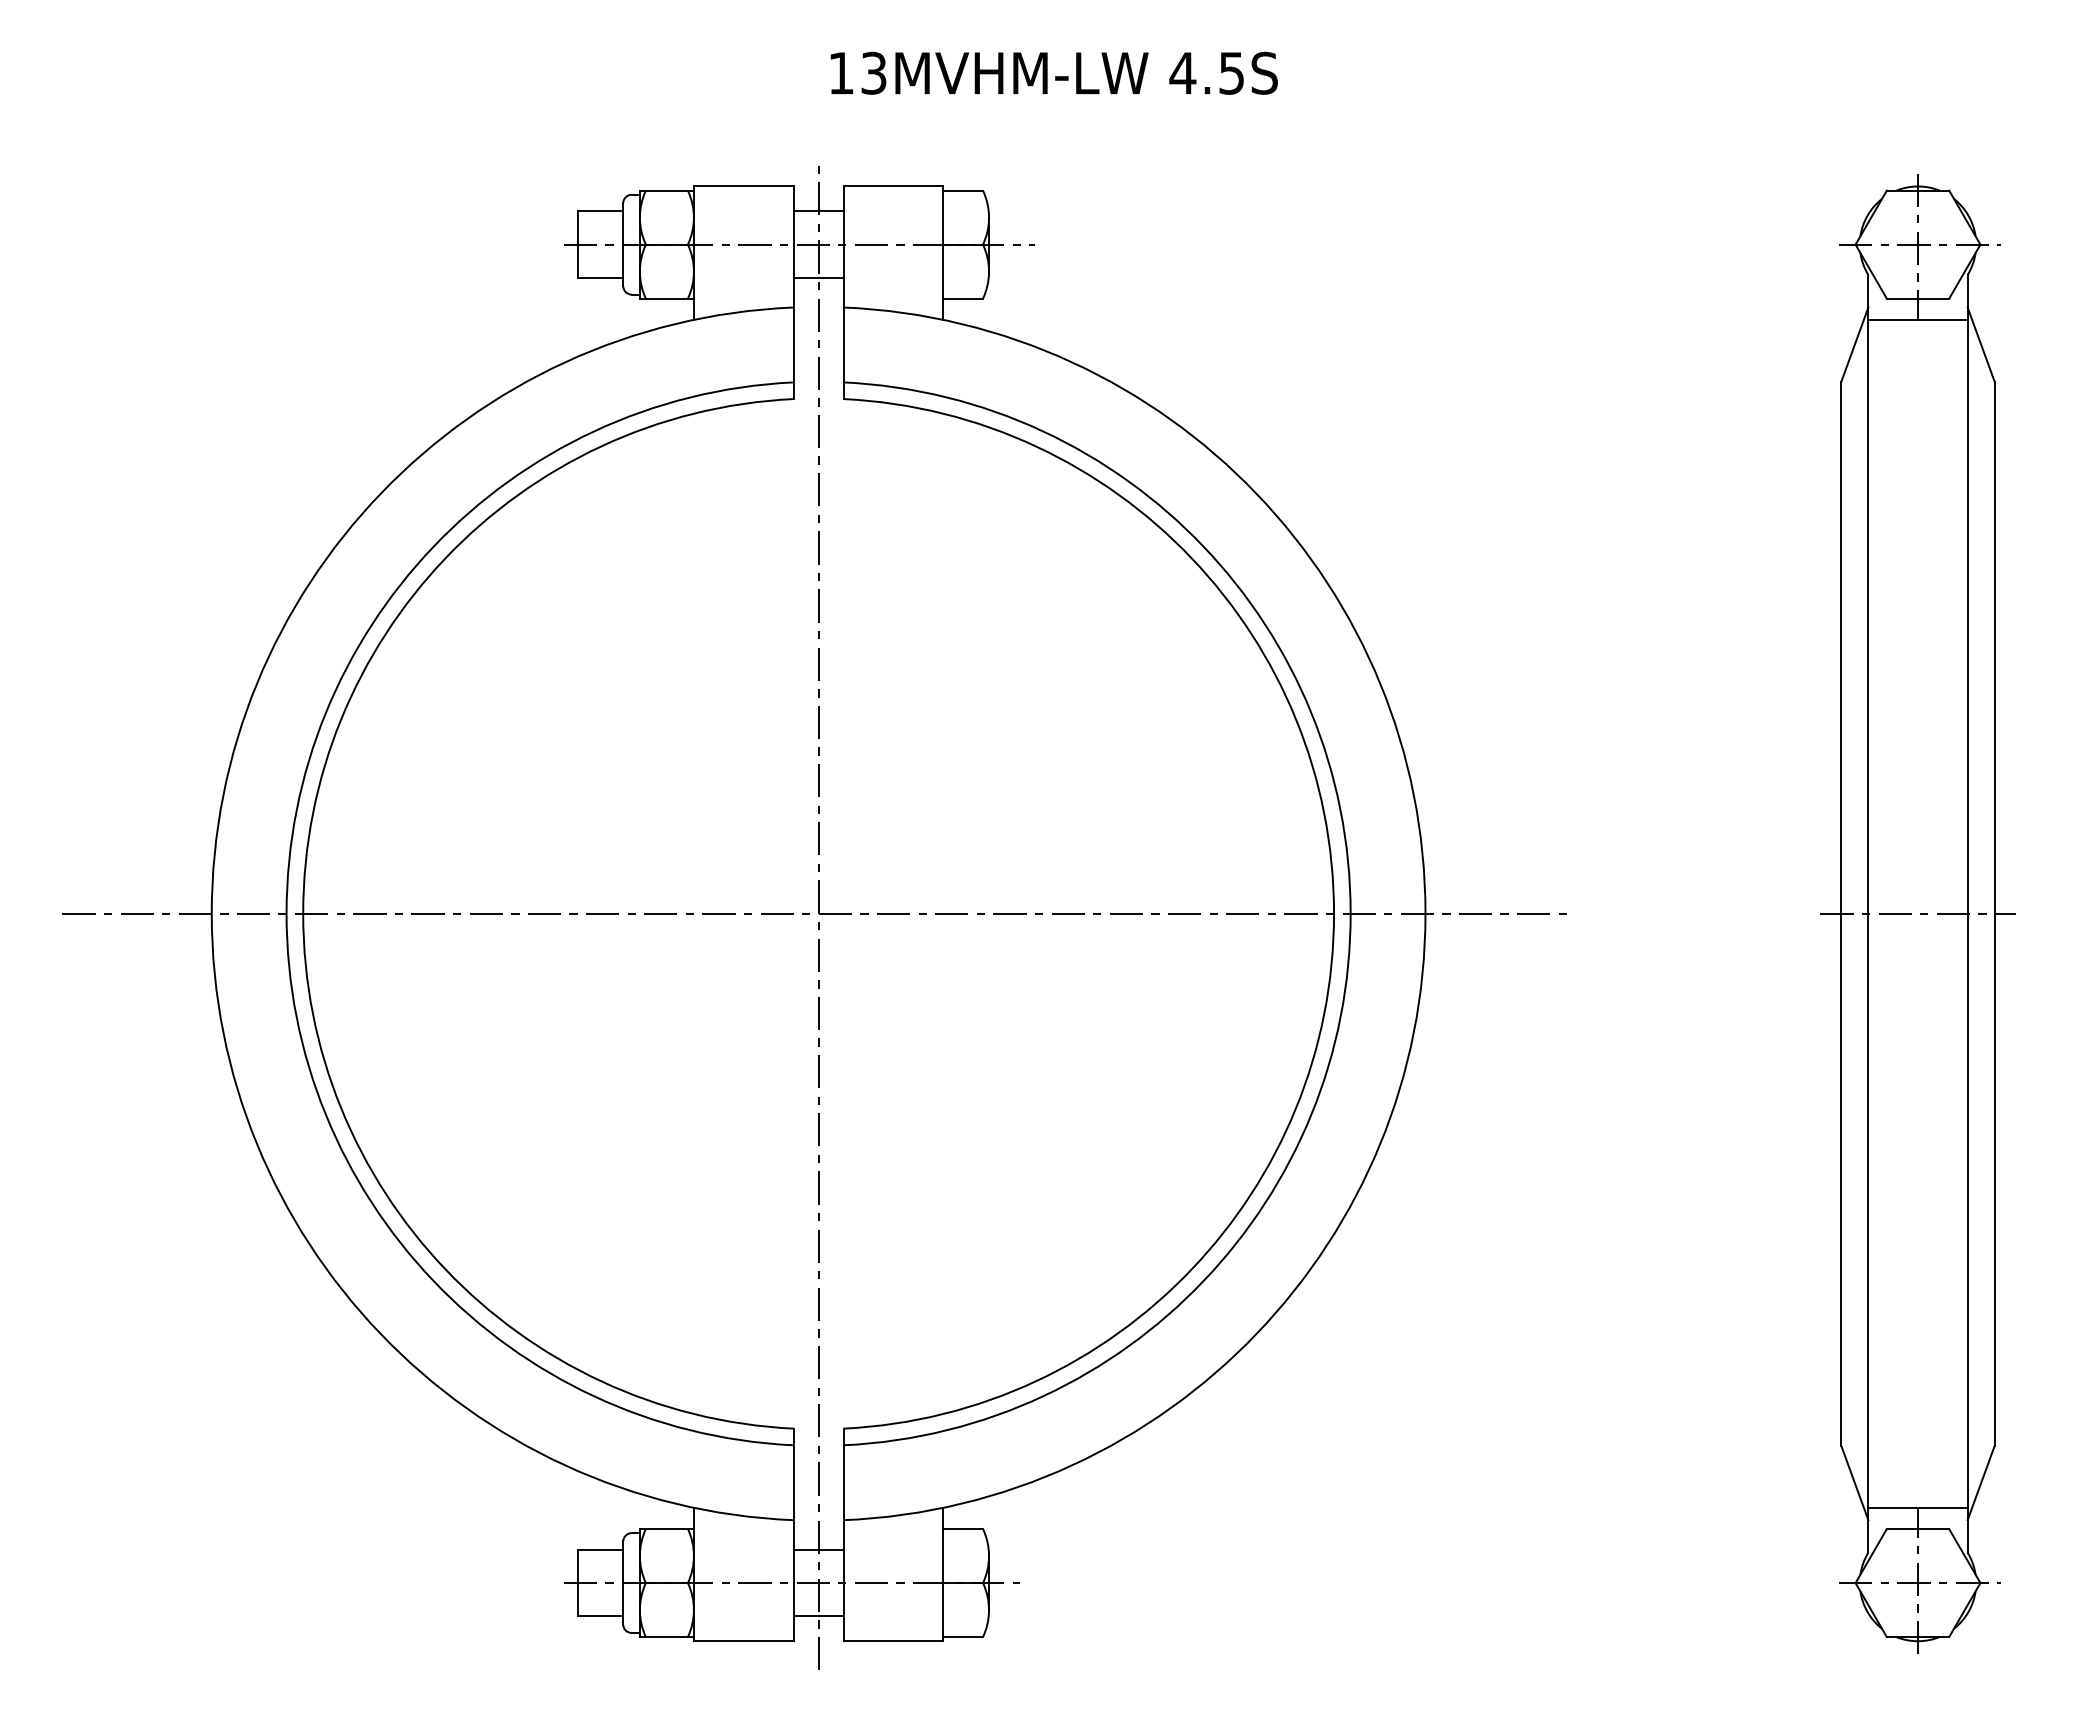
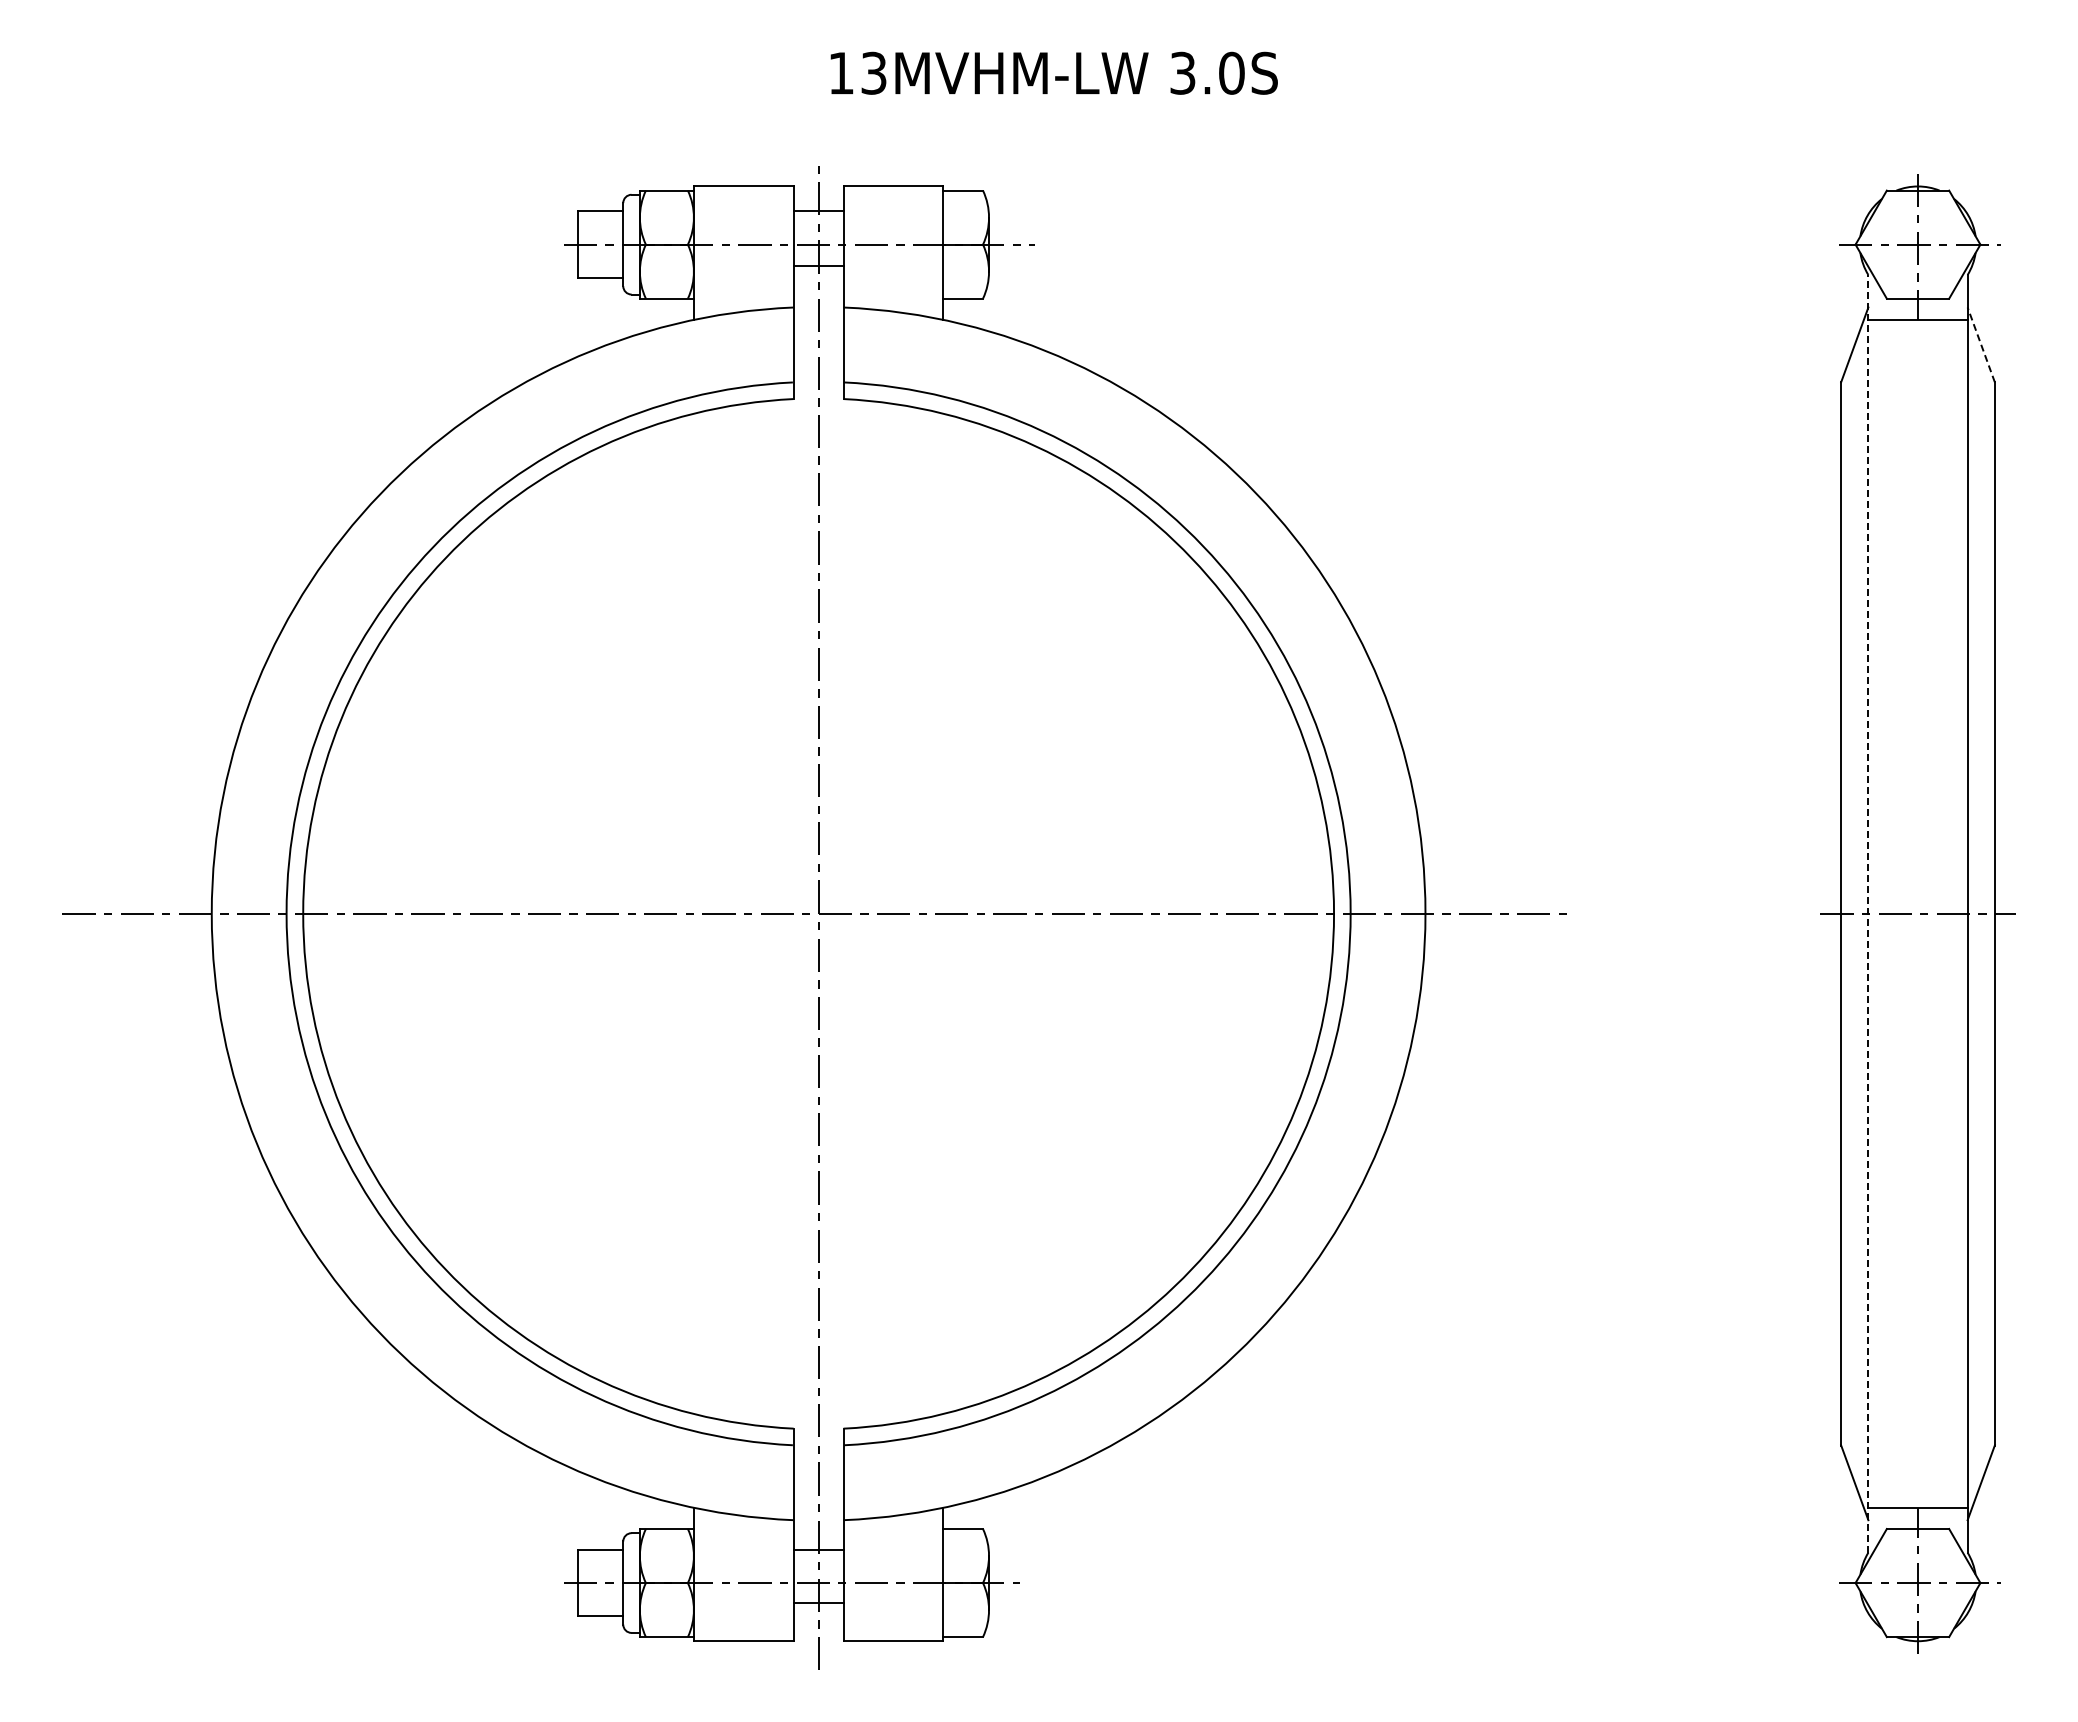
text: 4.5S -> 3.0S (1206, 72)
line position: (818, 277) -> (818, 265) (818, 265)
line: solid -> dashed (1981, 344)
line: solid -> dashed (1868, 913)
line position: (818, 1616) -> (818, 1603) (818, 1603)
